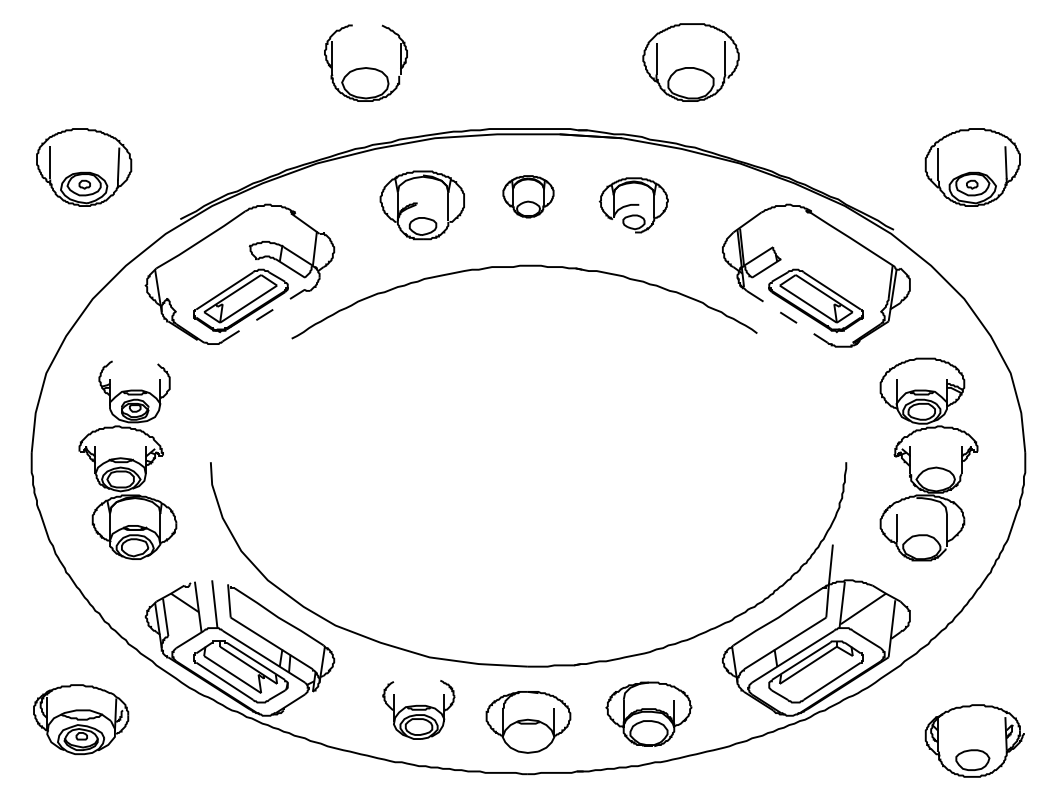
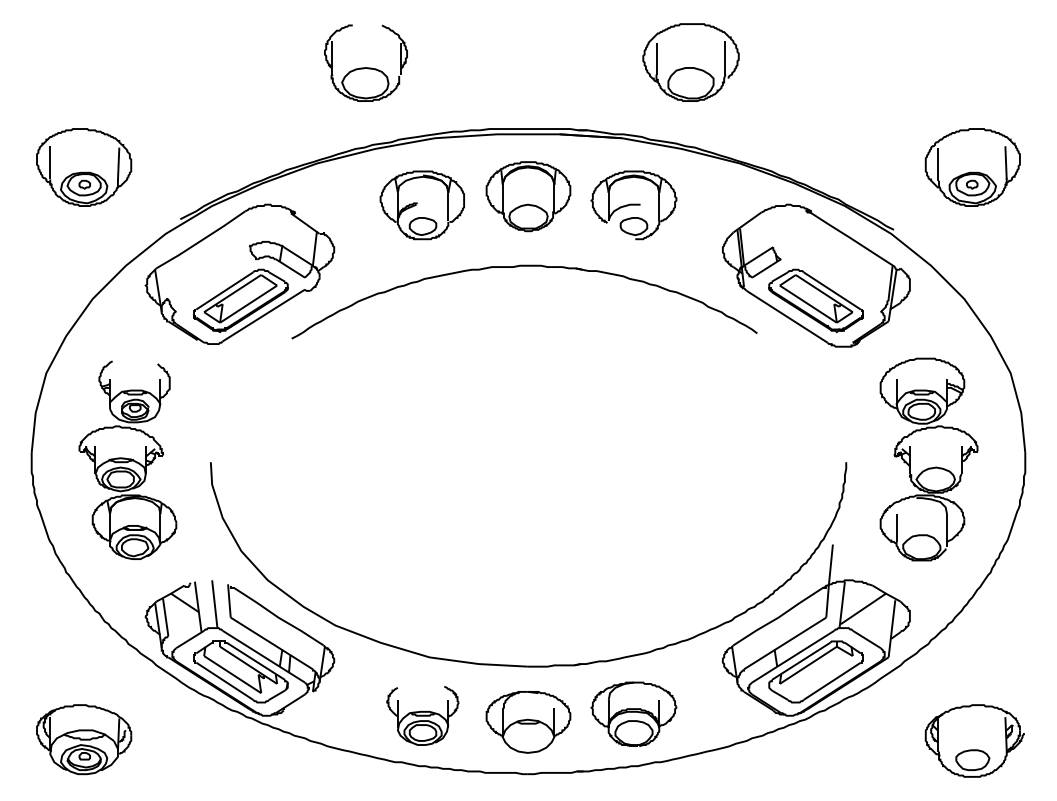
part size: 53x44 px -> 87x72 px (528, 196)
part size: 71x57 px -> 88x71 px (633, 205)
line: dashed -> solid (263, 315)
line: dashed -> solid (787, 317)
part position: (418, 709) -> (422, 715) (422, 715)
part position: (648, 713) -> (633, 713) (633, 713)
part position: (81, 719) -> (84, 739) (84, 739)
